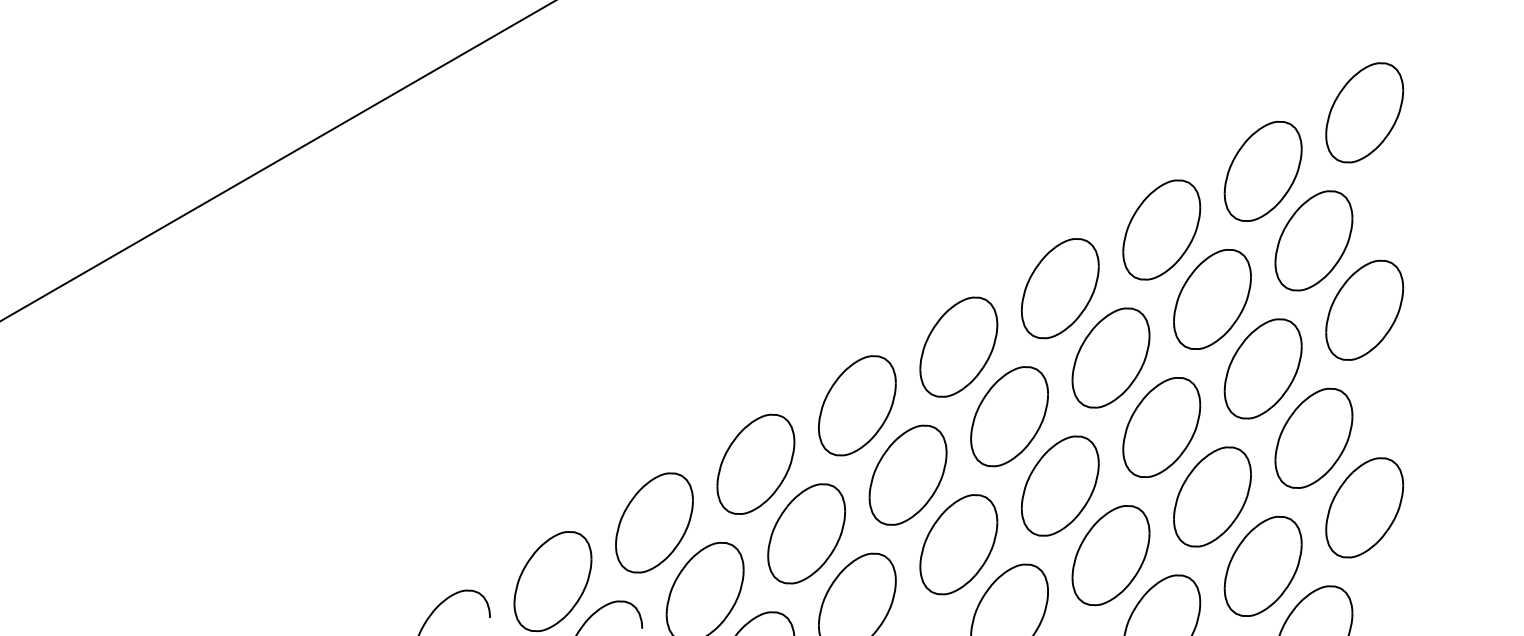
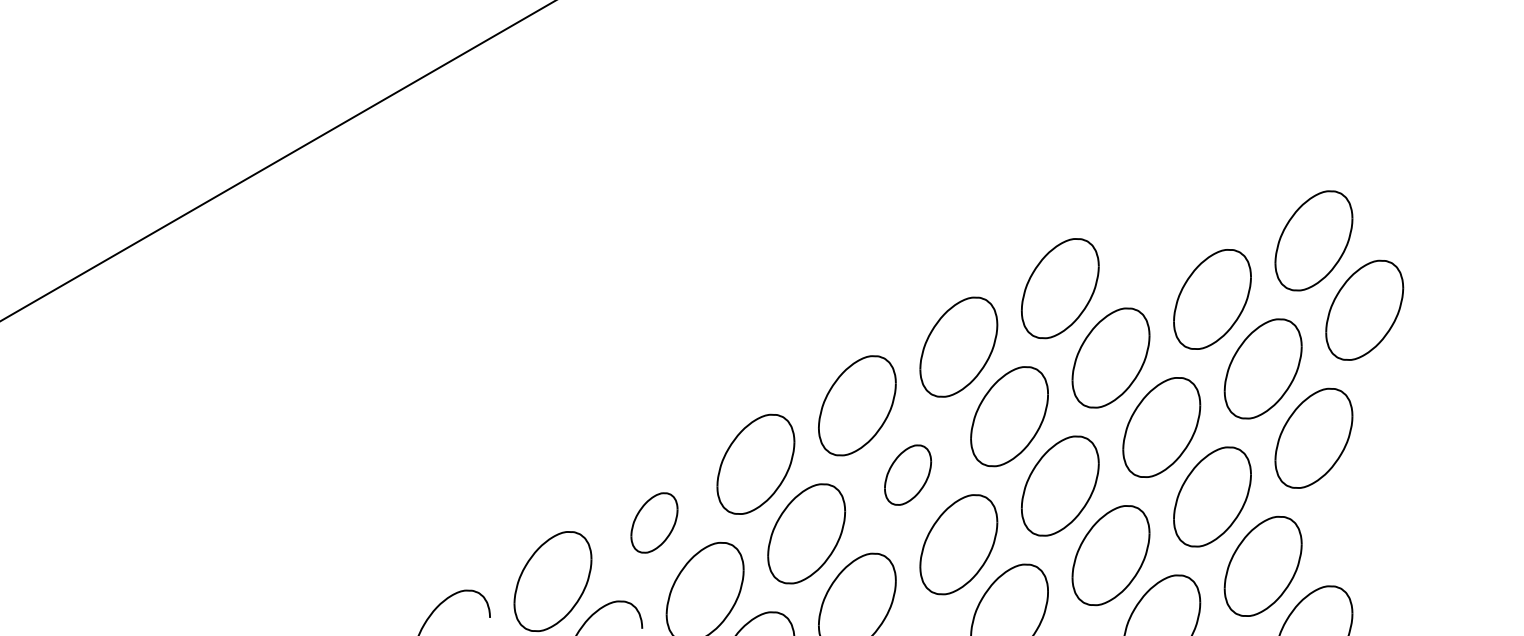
part: present -> none (1364, 112)
part: present -> none (1262, 171)
part: present -> none (1161, 229)
part size: 80x102 px -> 49x62 px (908, 474)
part: present -> none (1364, 507)
part size: 79x102 px -> 49x62 px (654, 522)
